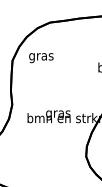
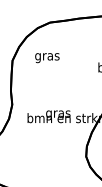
text position: (41, 58) -> (47, 58) (47, 58)
